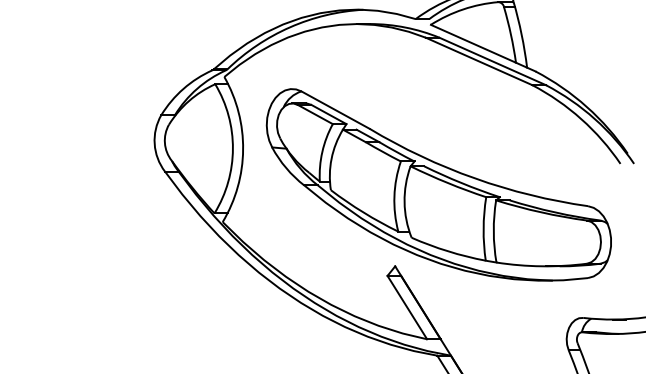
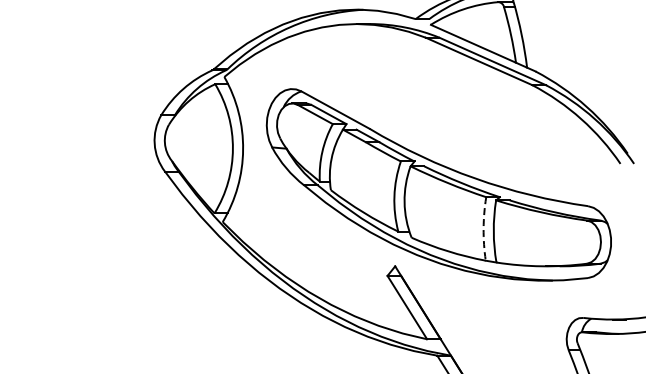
arc: solid -> dashed (483, 228)
